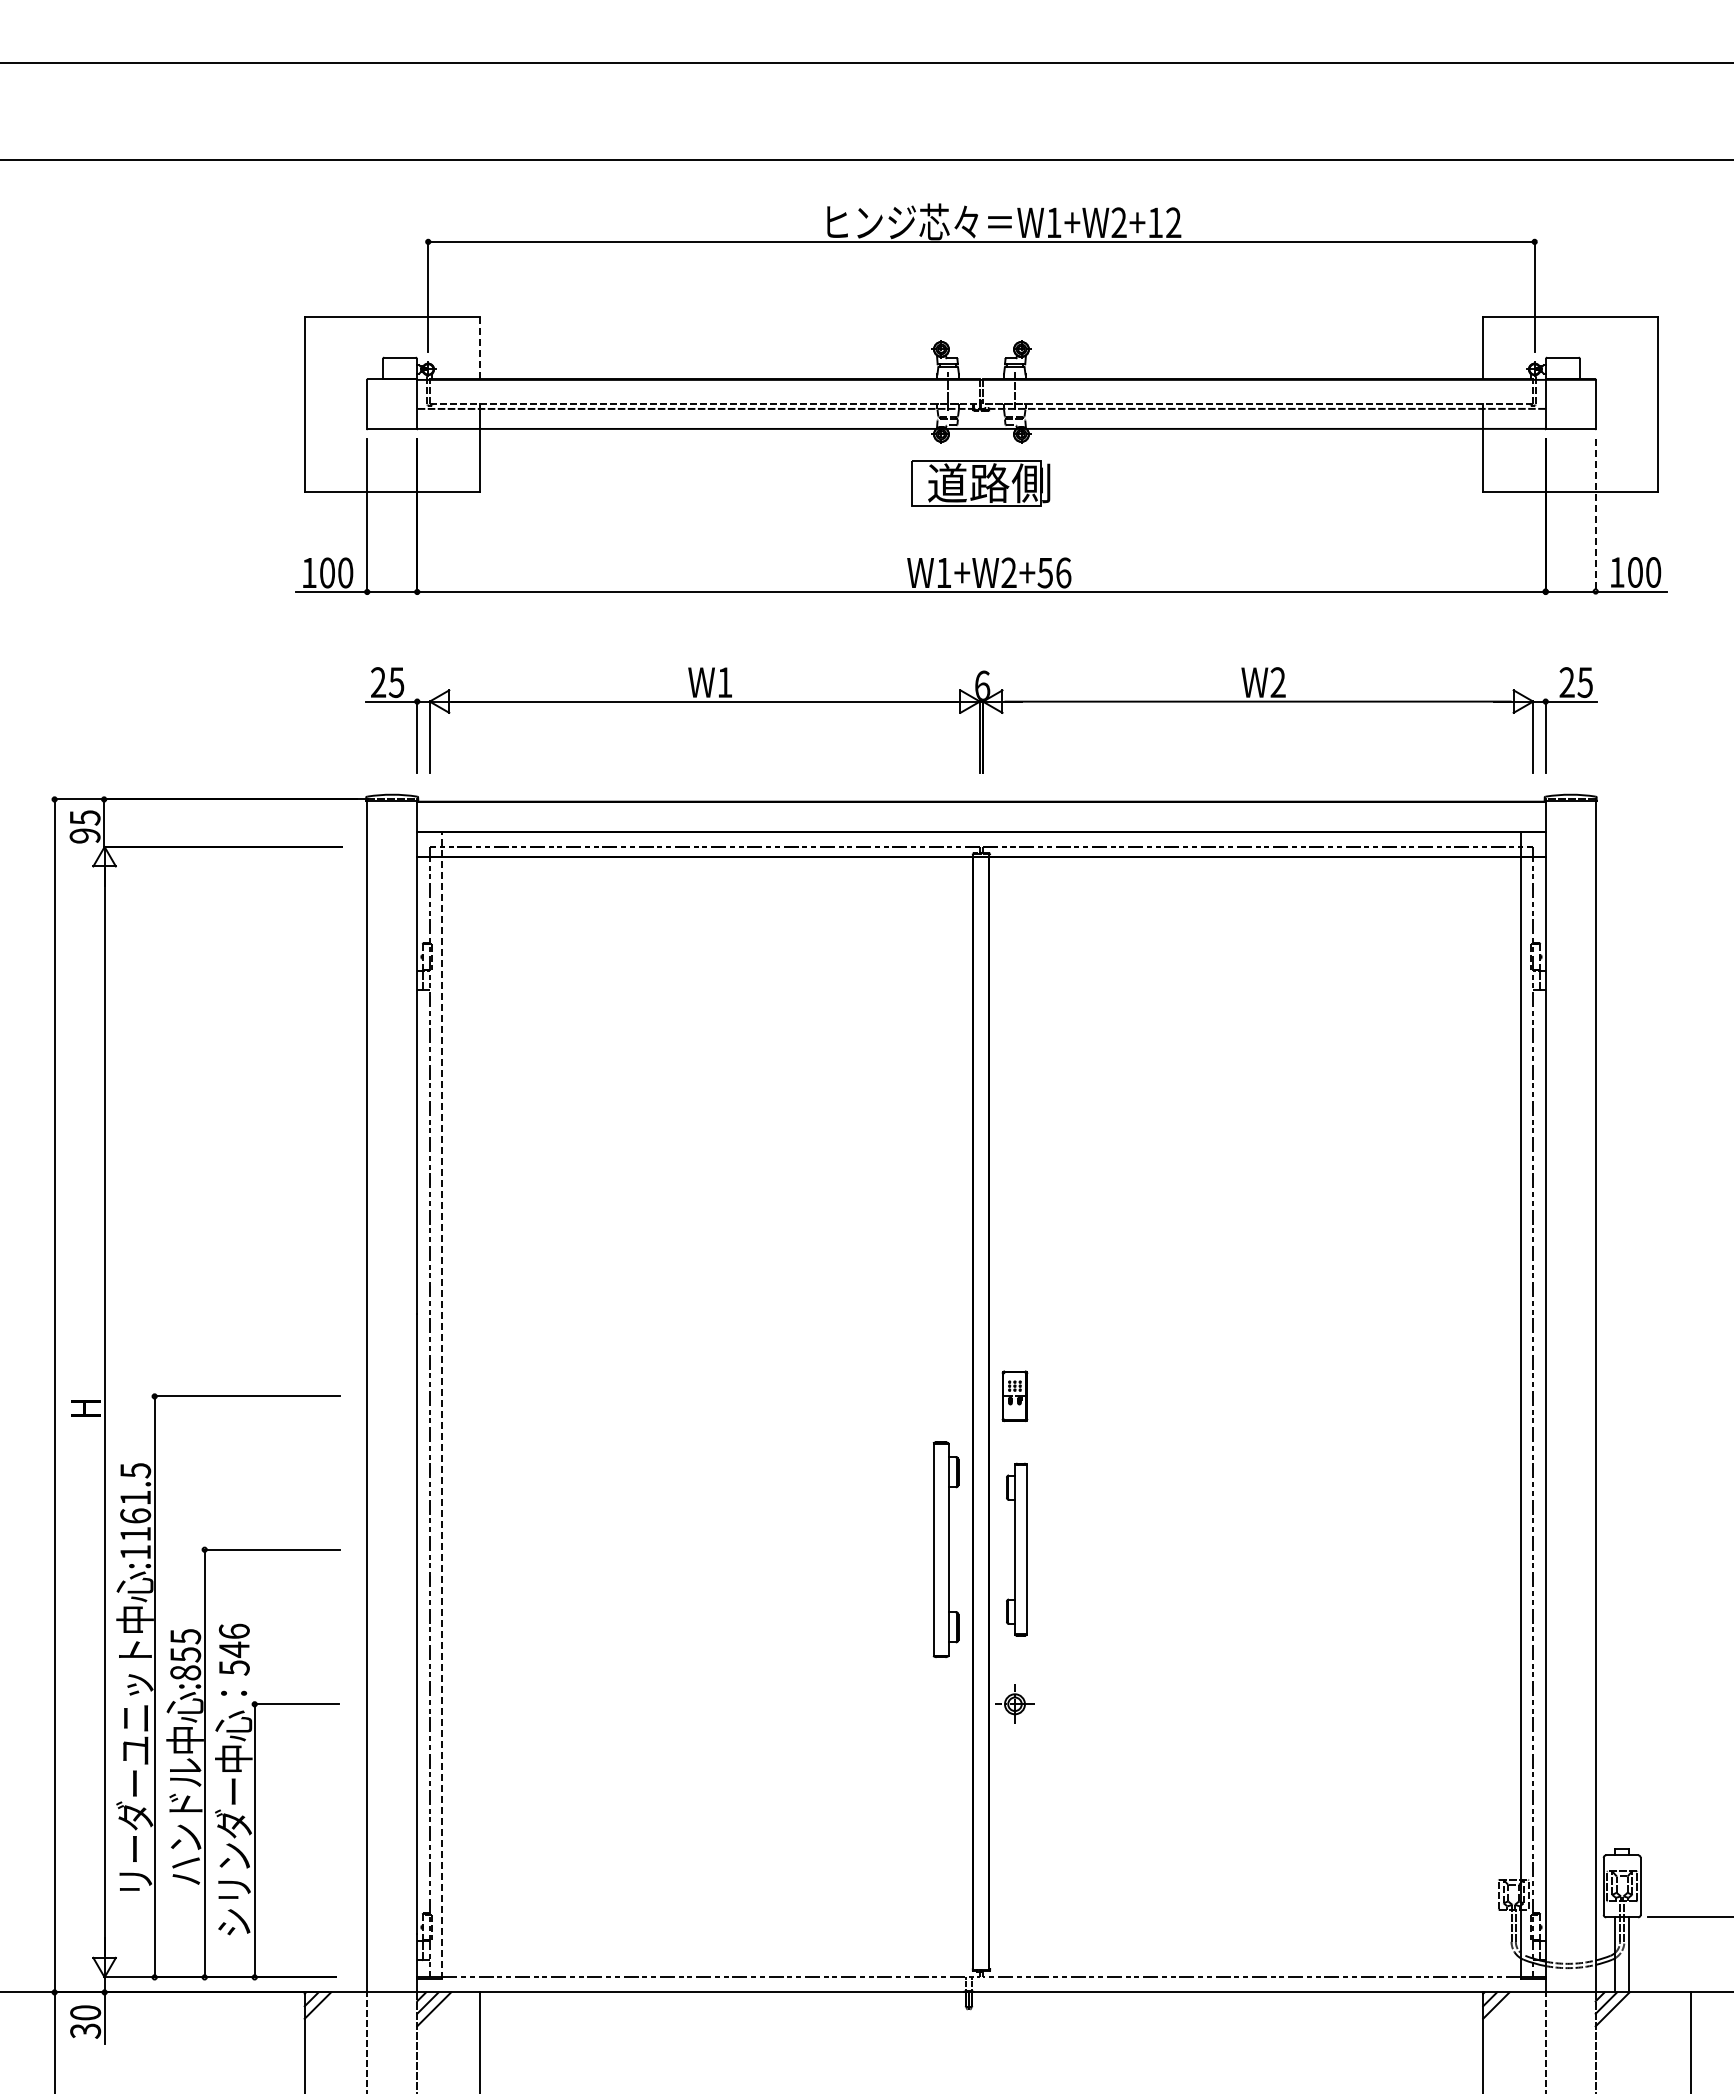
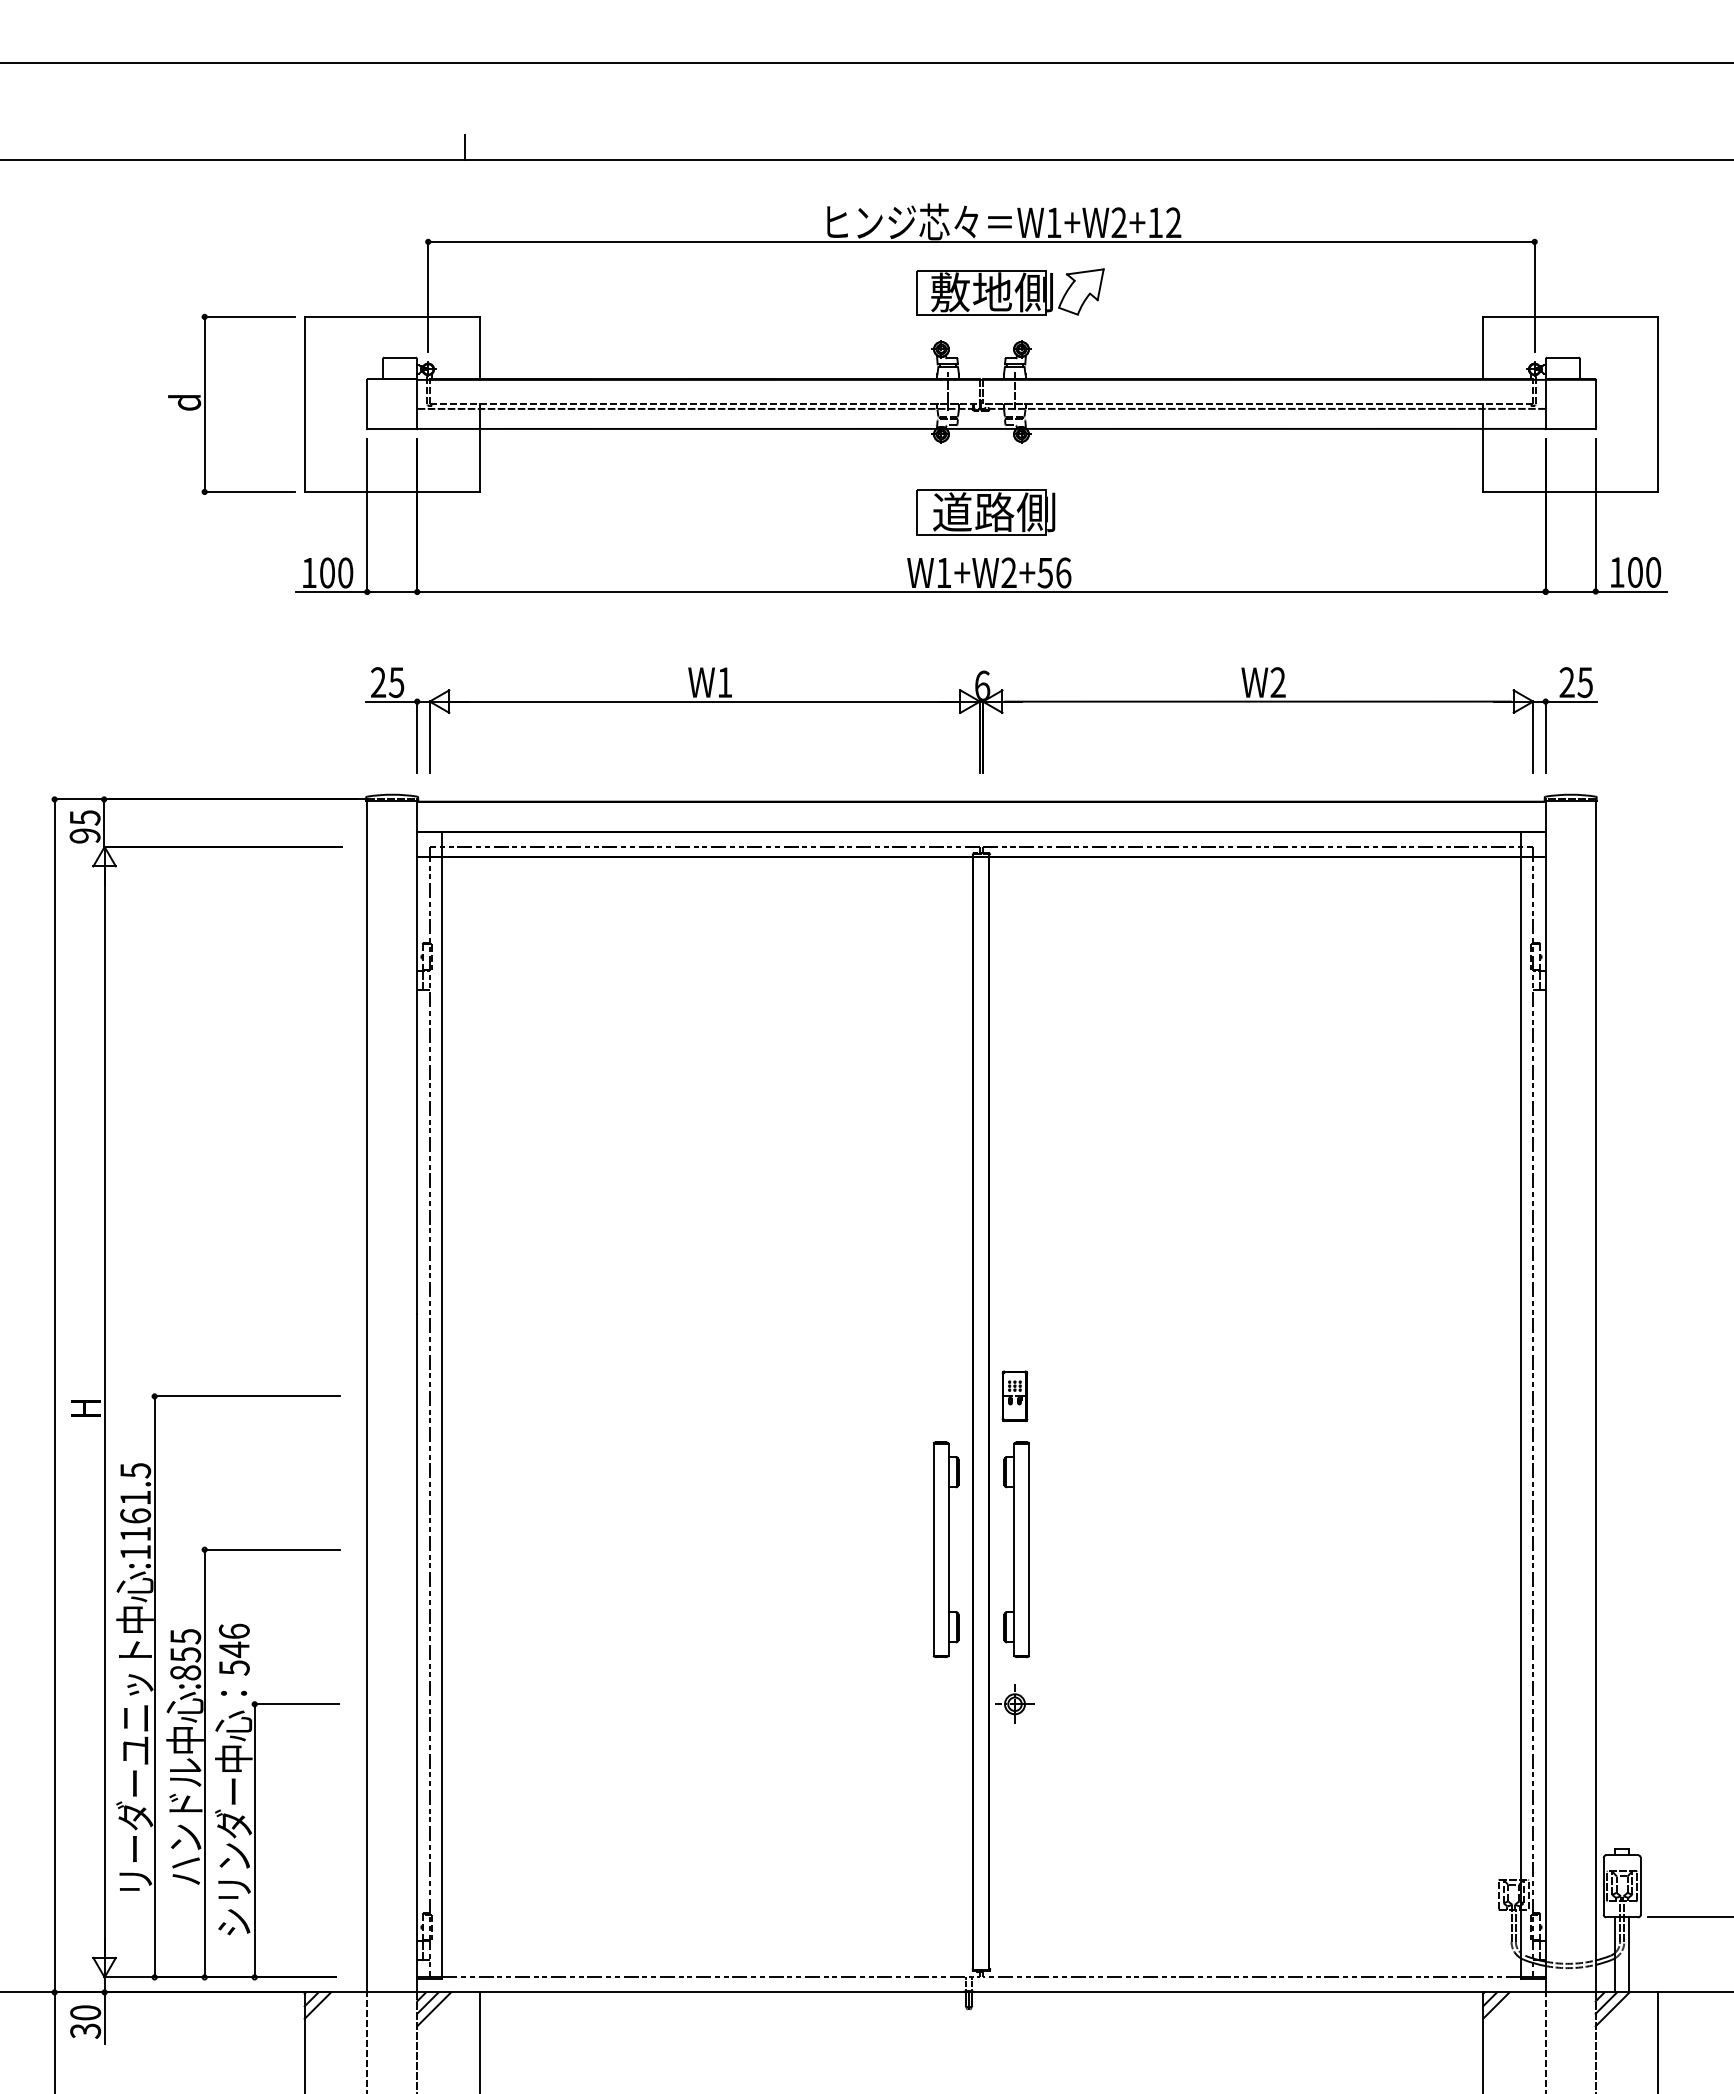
line: none -> present (465, 147)
part: none -> present (1010, 291)
line: dashed -> solid (479, 348)
part: none -> present (205, 403)
part position: (980, 483) -> (985, 512) (985, 512)
line: dashed -> solid (1595, 515)
line: dashed -> solid (442, 1404)
part size: 22x175 px -> 27x217 px (1016, 1549)
line position: (1691, 2041) -> (1658, 2041) (1658, 2041)
